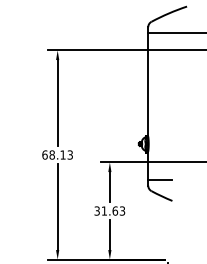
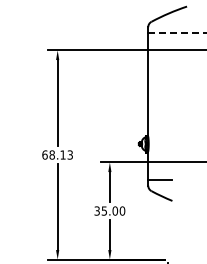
line: solid -> dashed (177, 32)
text: 31.63 -> 35.00 (113, 210)
